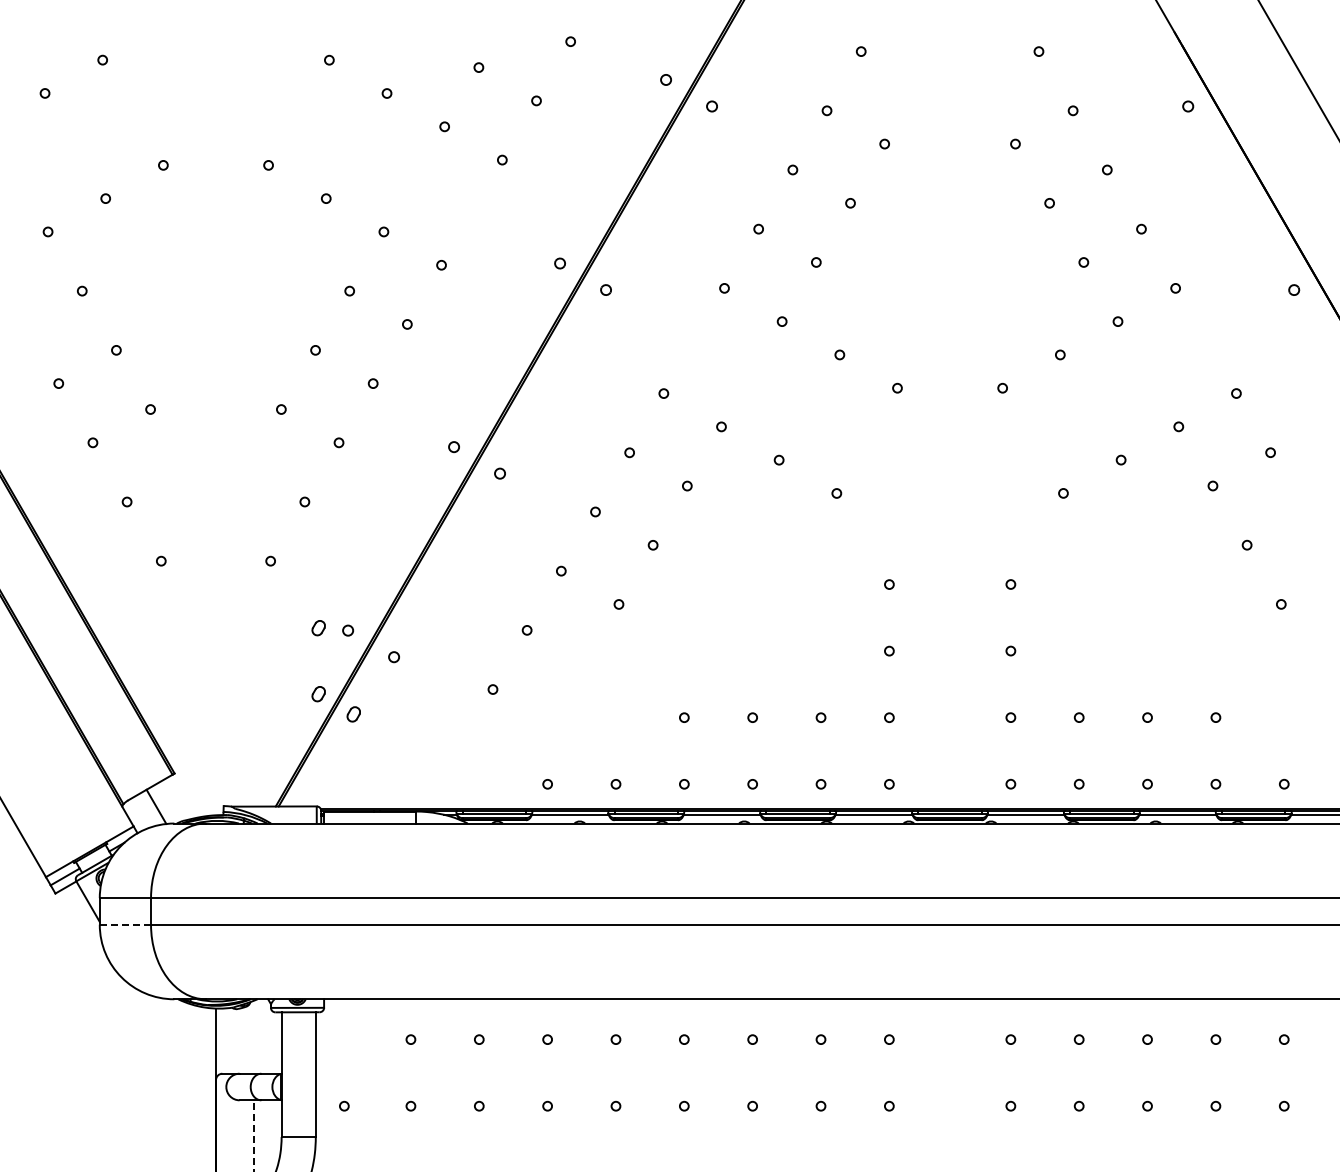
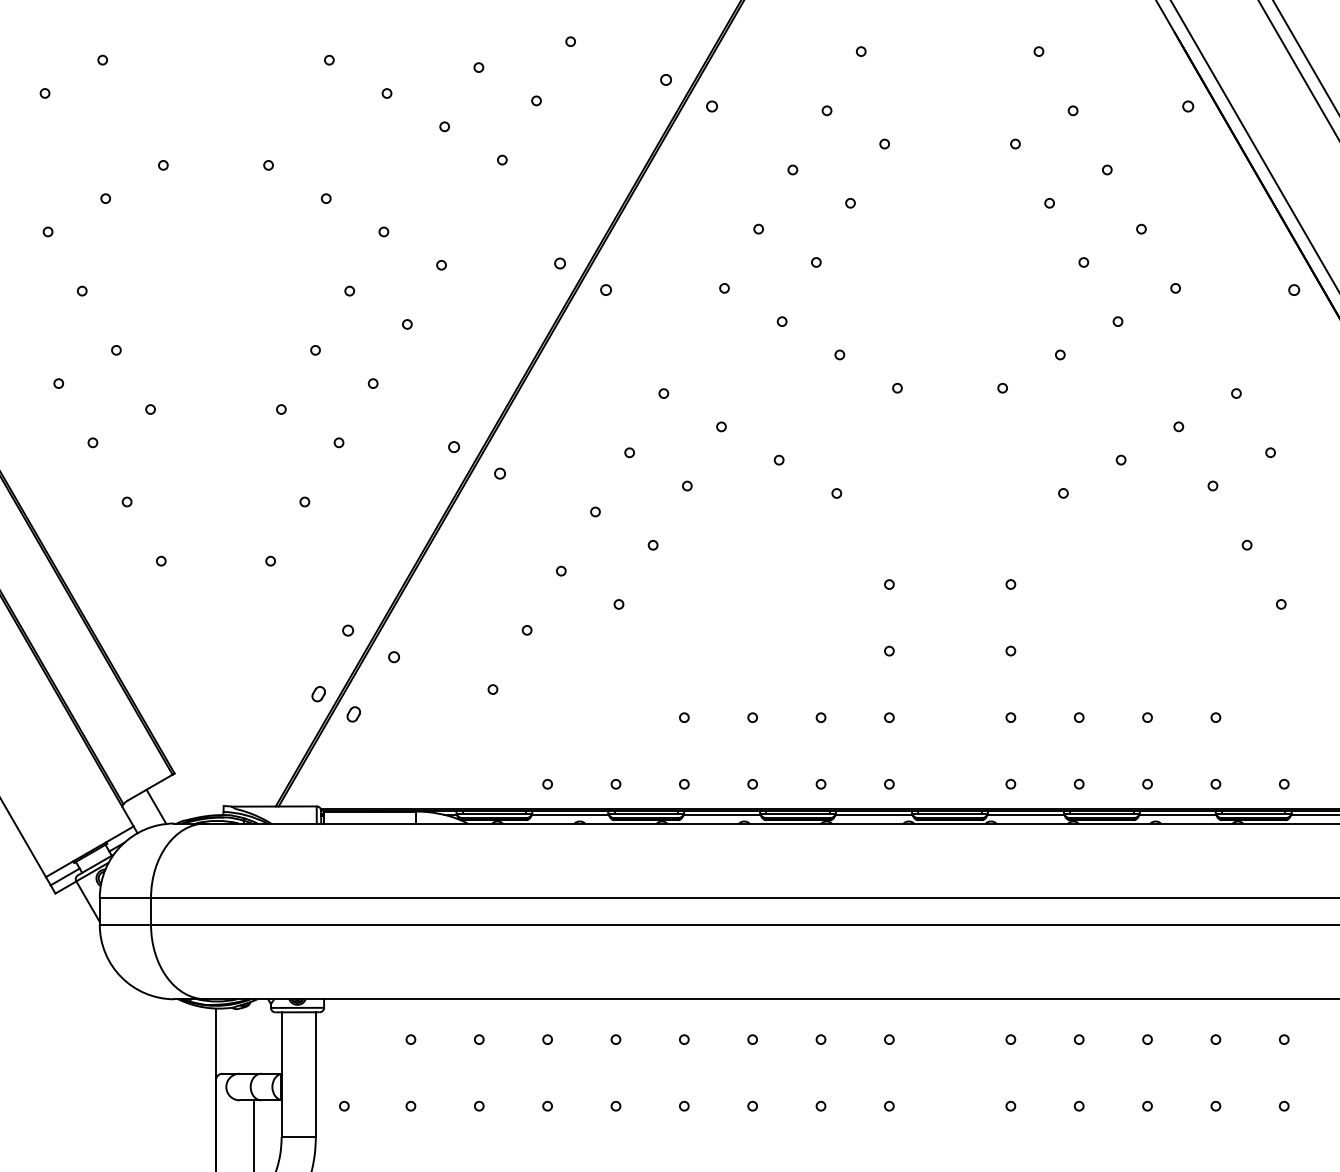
line: none -> present (1305, 56)
line: none -> present (1254, 144)
part: present -> none (318, 628)
line: dashed -> solid (125, 924)
line: dashed -> solid (254, 1136)
